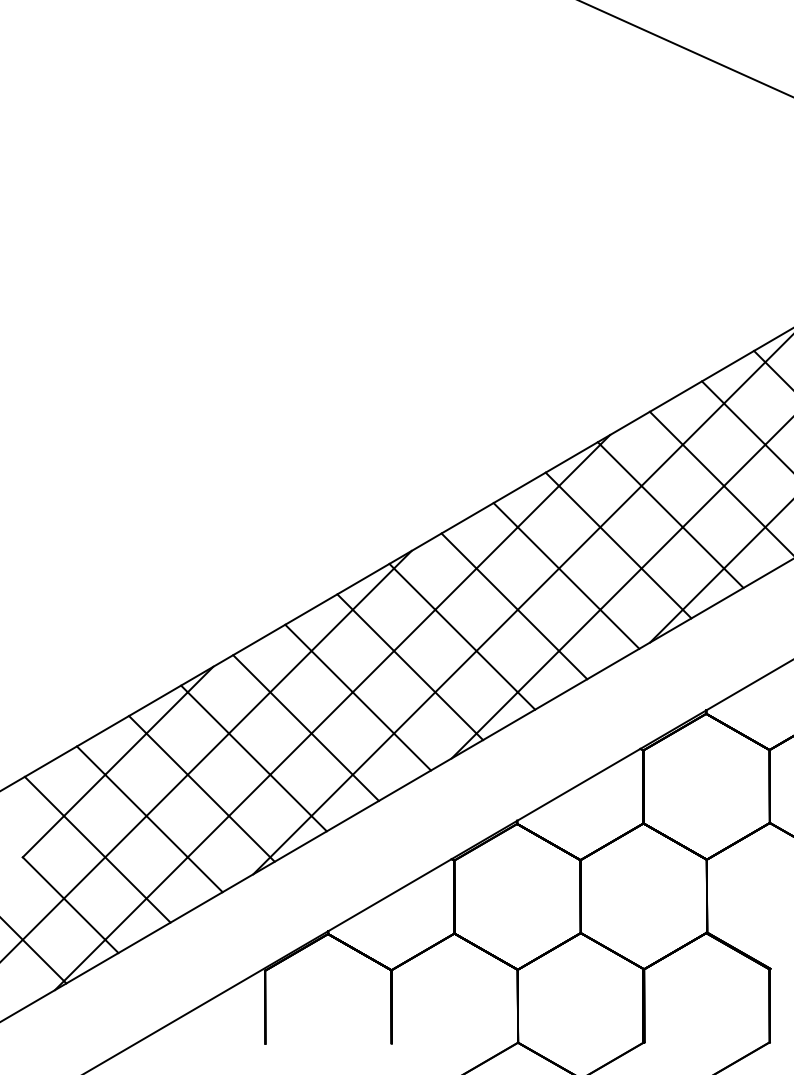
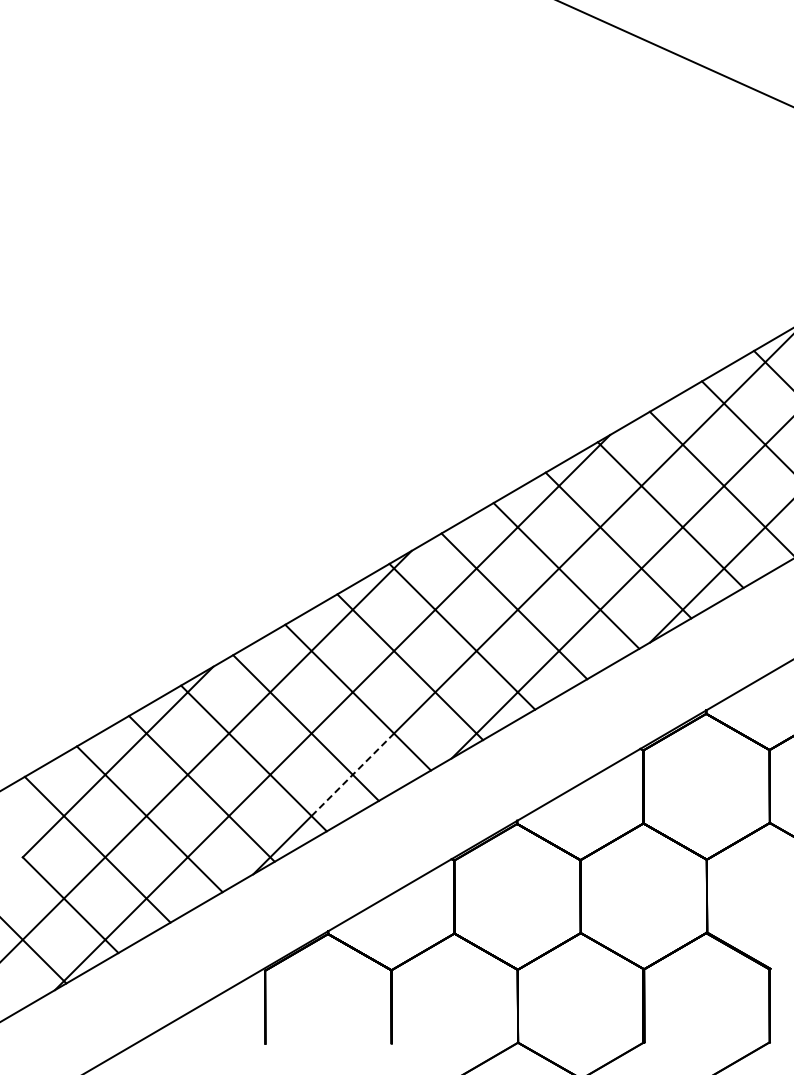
line position: (686, 48) -> (675, 53) (675, 53)
line: solid -> dashed (353, 774)
